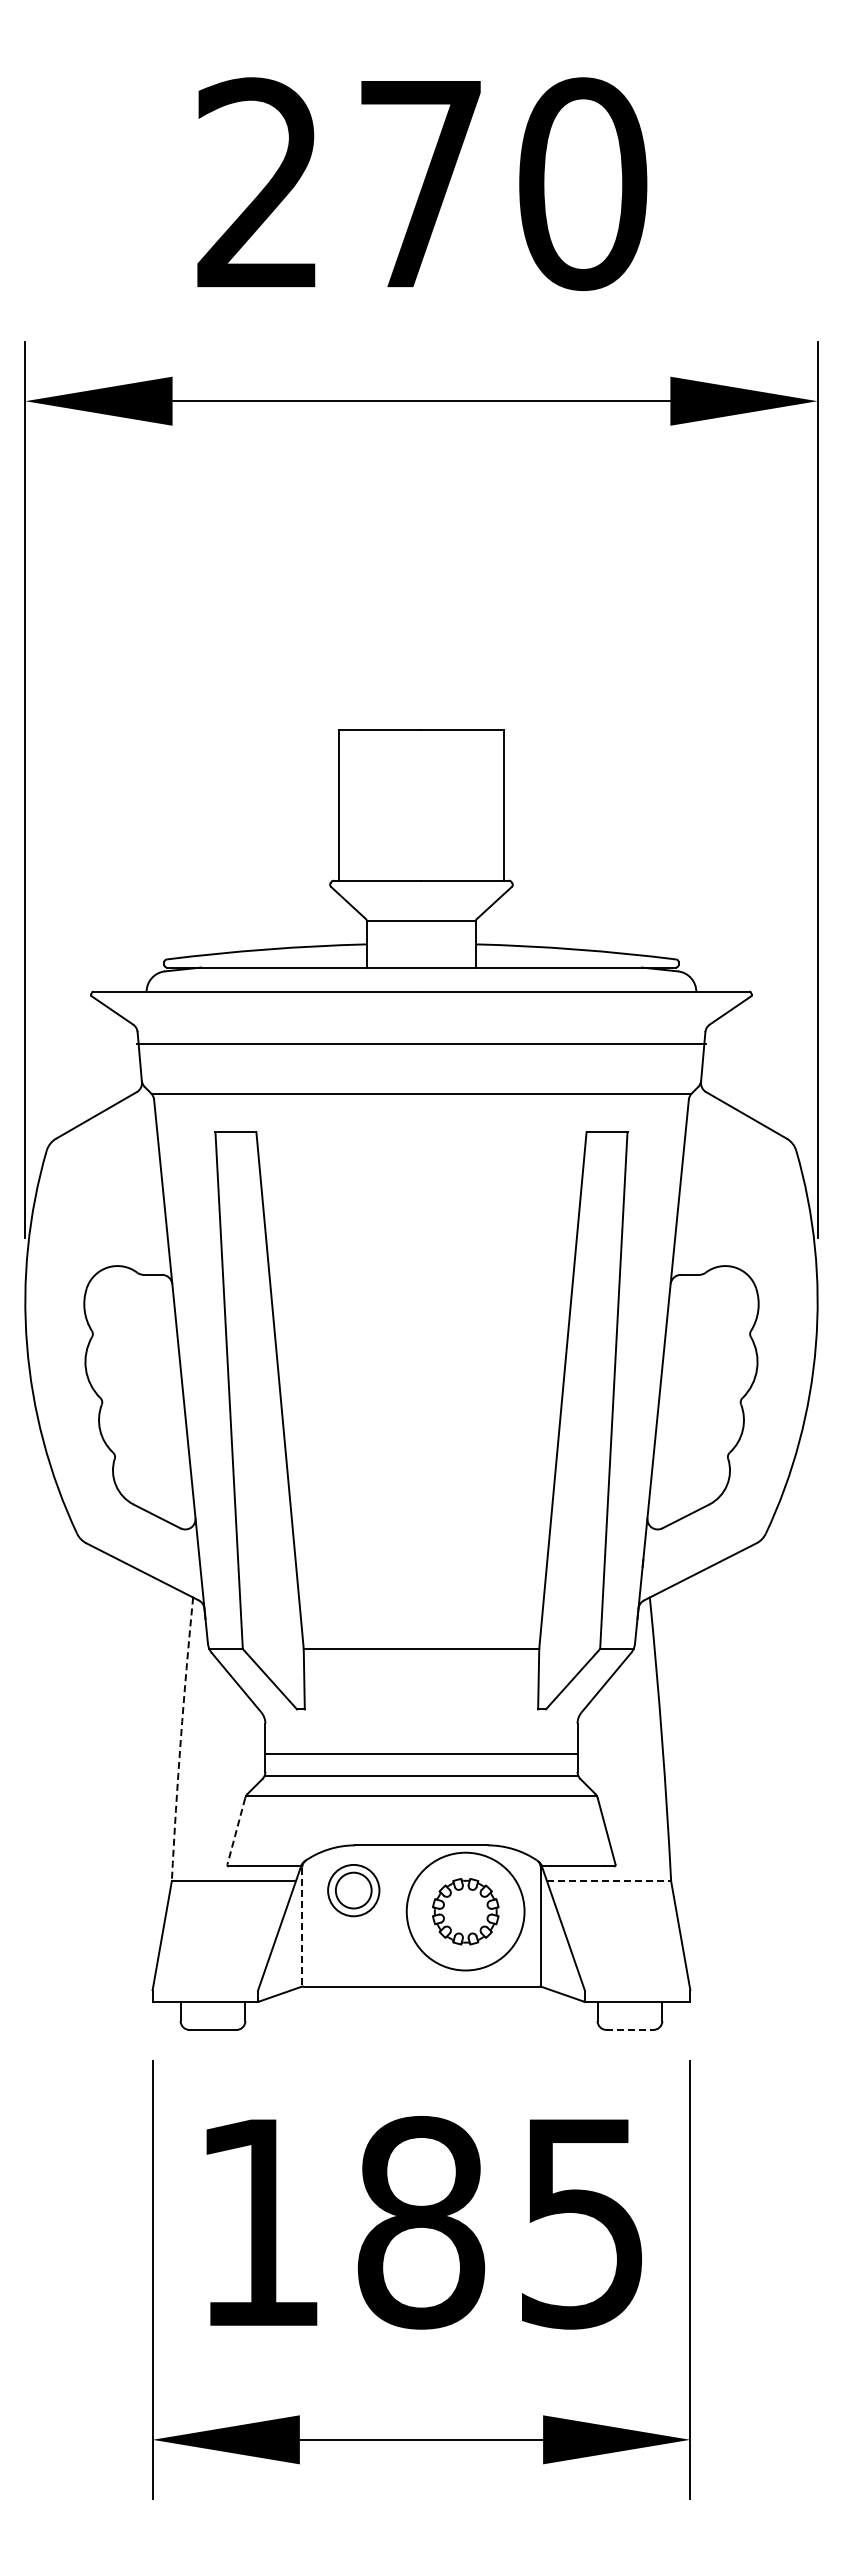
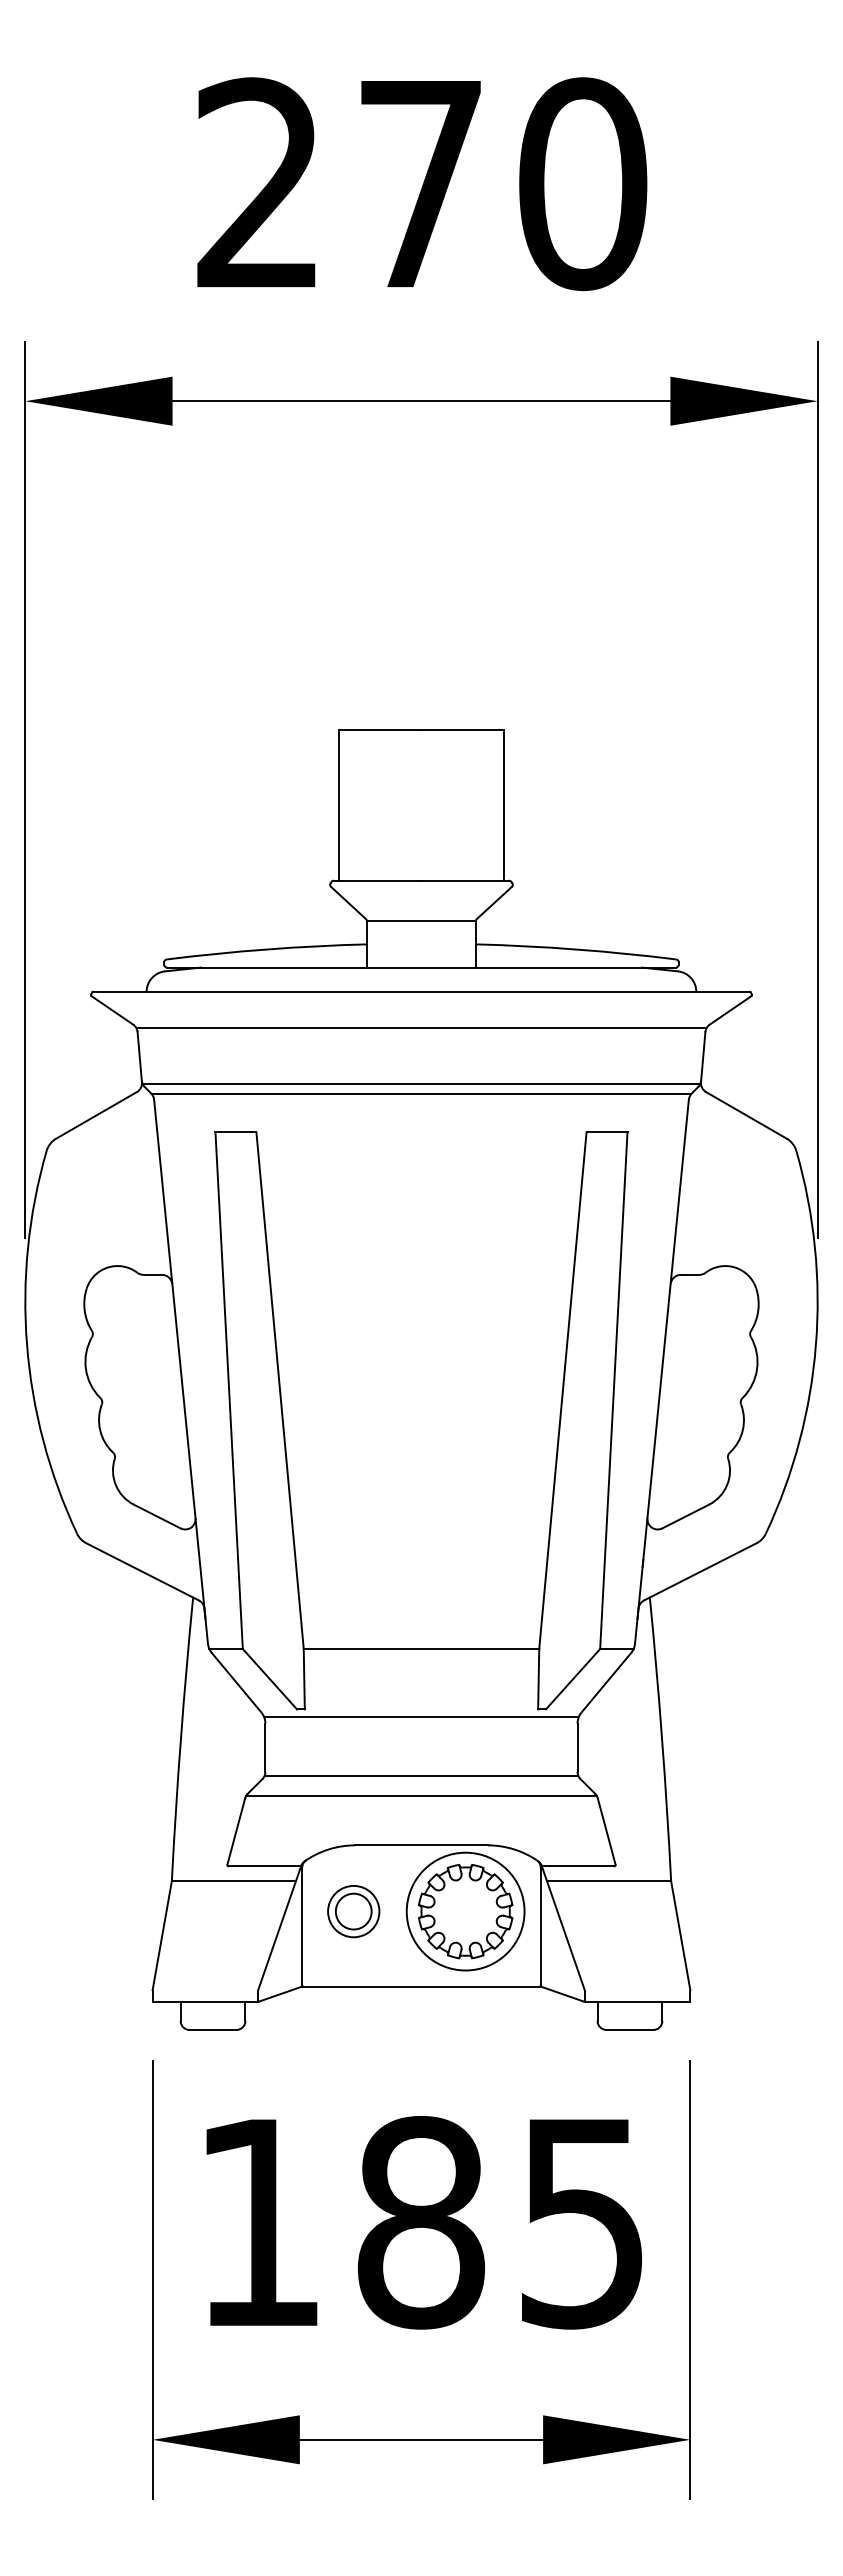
line position: (421, 1044) -> (421, 1028) (421, 1028)
line: none -> present (421, 1084)
arc: dashed -> solid (180, 1739)
line position: (421, 1754) -> (421, 1717) (421, 1717)
line: dashed -> solid (236, 1831)
line: dashed -> solid (609, 1881)
part position: (353, 1890) -> (353, 1911) (353, 1911)
part size: 68x68 px -> 96x96 px (465, 1911)
line: dashed -> solid (302, 1927)
line: dashed -> solid (629, 2029)
